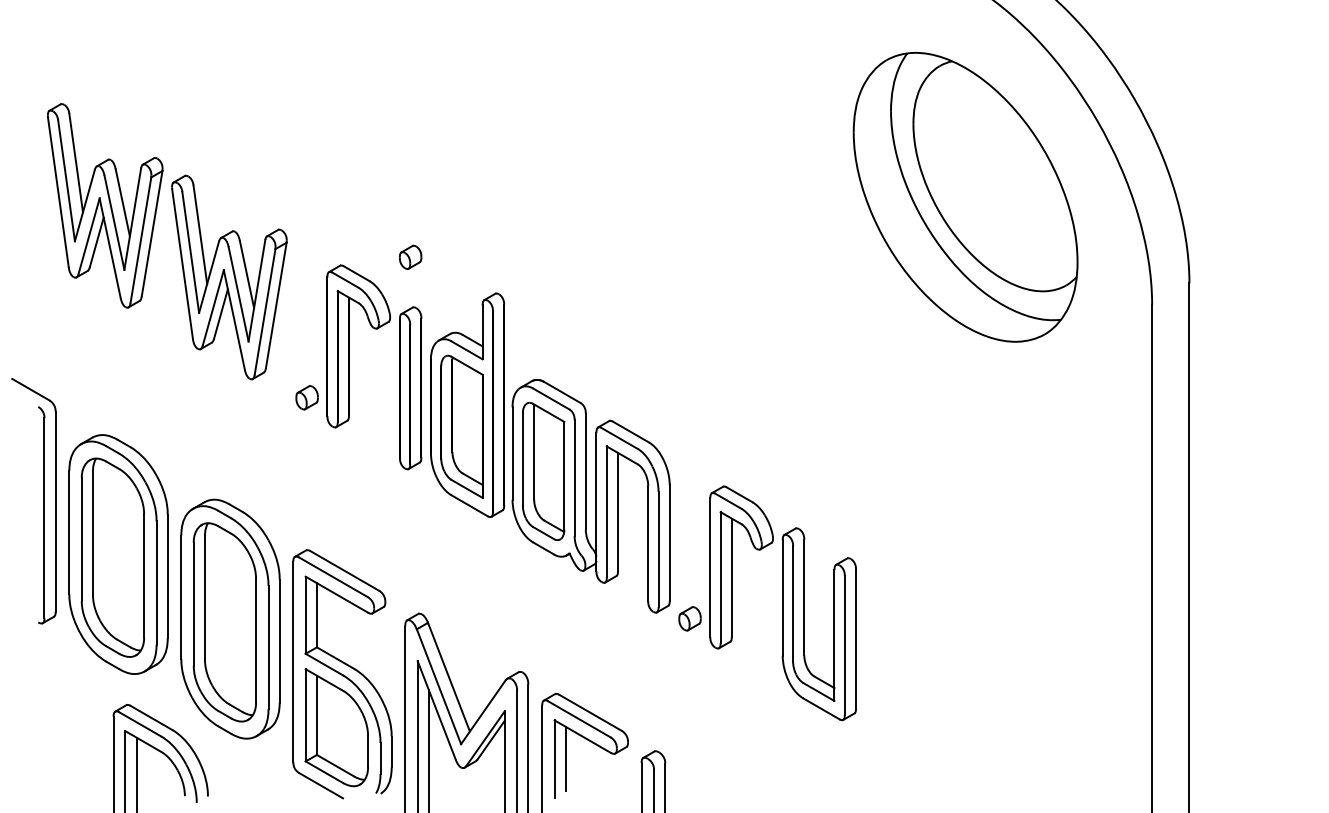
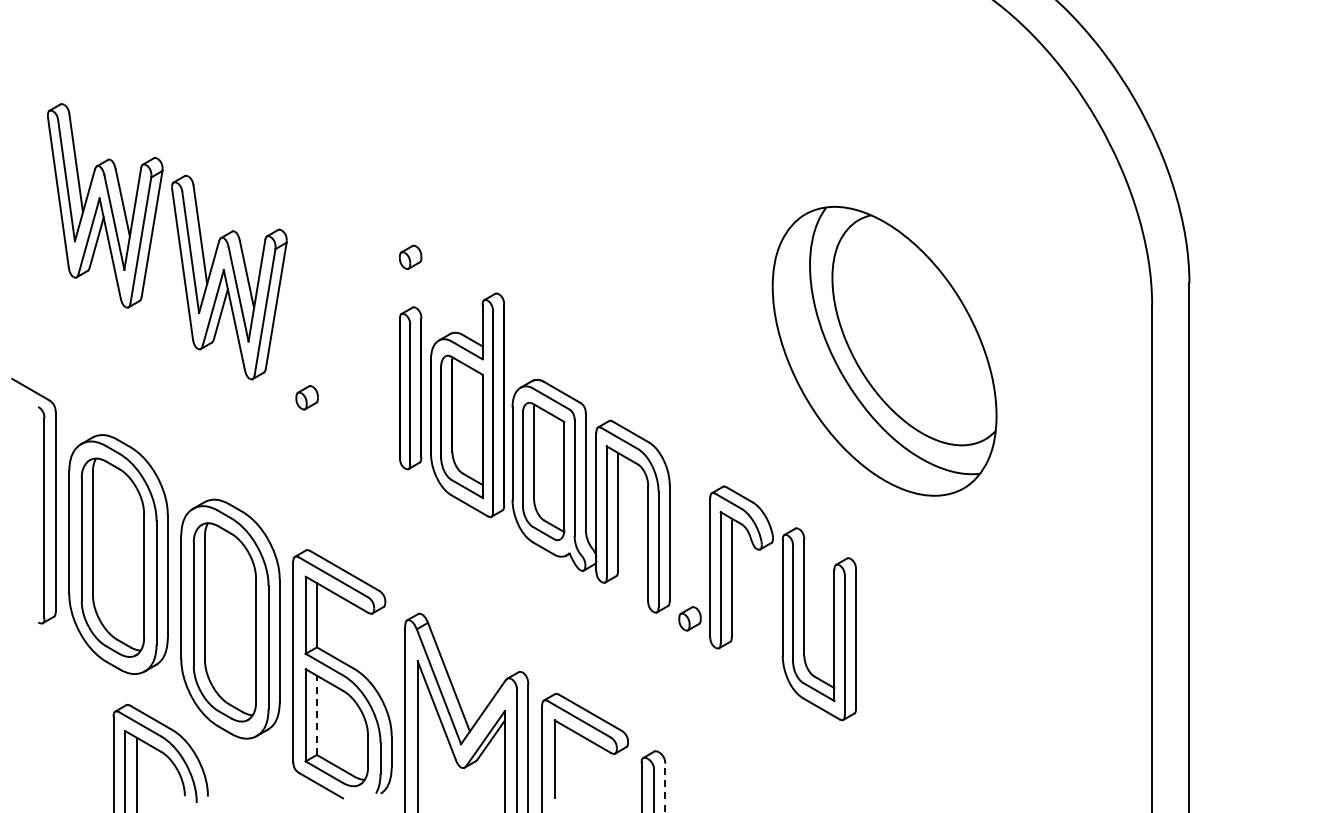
part position: (965, 196) -> (884, 350) (884, 350)
part: present -> none (349, 346)
line: solid -> dashed (316, 715)
line: present -> none (428, 749)
line: present -> none (565, 758)
line: solid -> dashed (665, 787)
